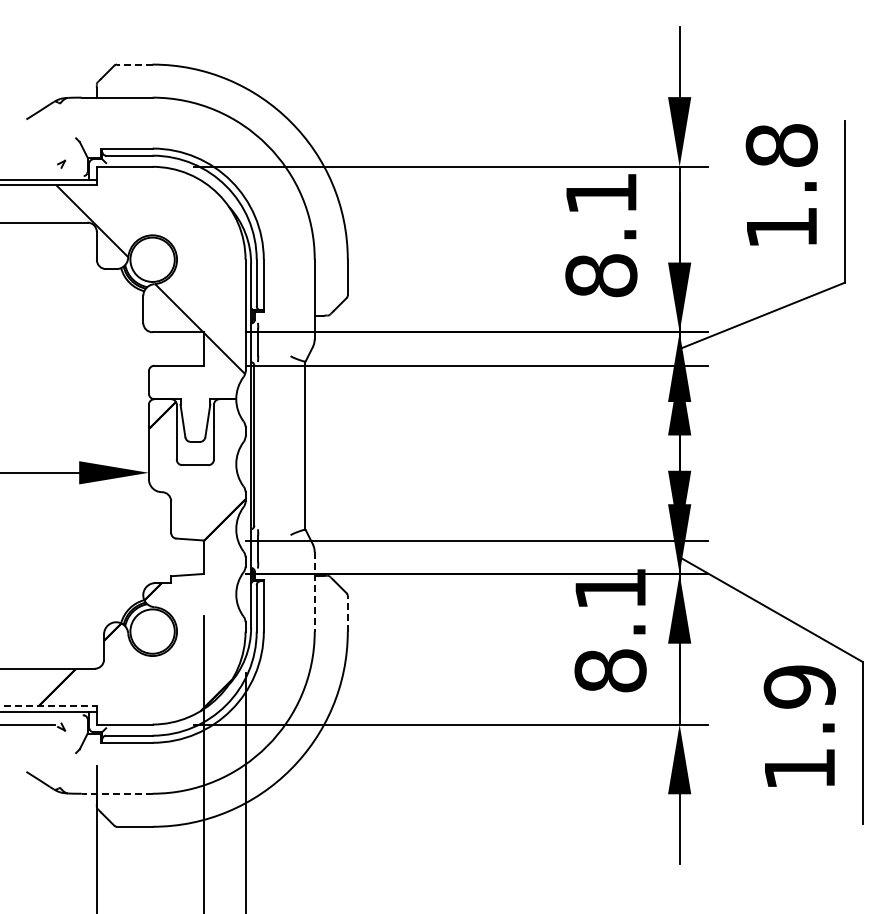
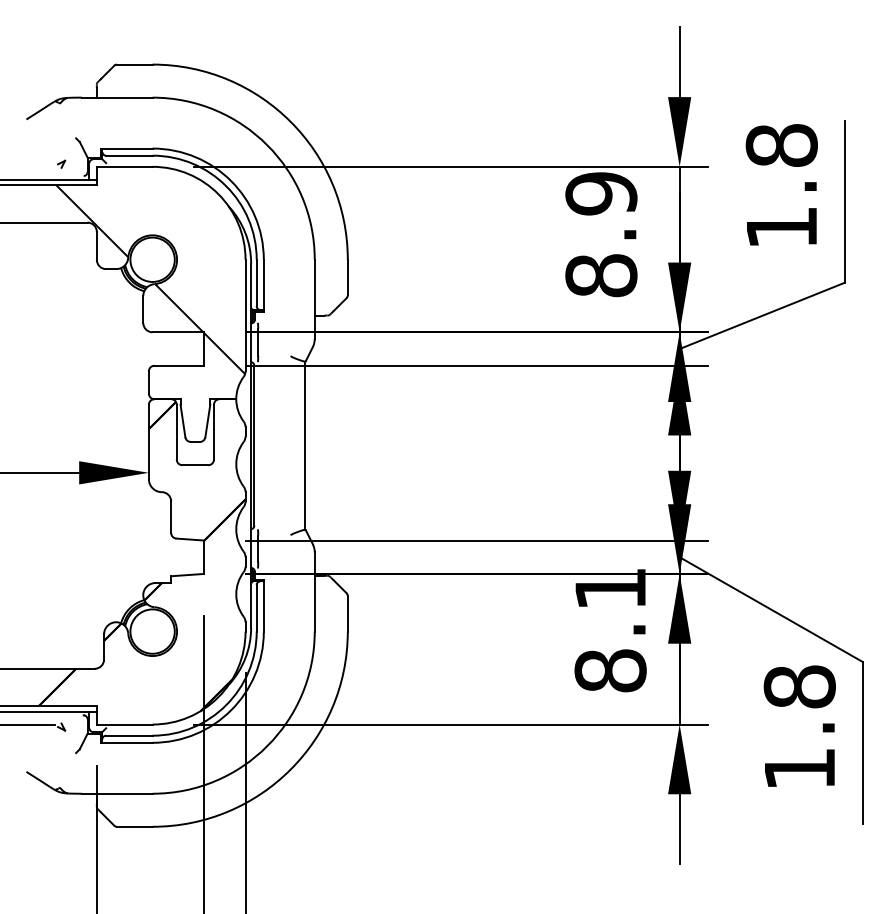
line: dashed -> solid (134, 64)
text: 8.1 -> 8.9 (601, 193)
line: dashed -> solid (314, 592)
line: dashed -> solid (347, 613)
text: 1.9 -> 1.8 (799, 686)
line: dashed -> solid (48, 705)
line: dashed -> solid (116, 793)
